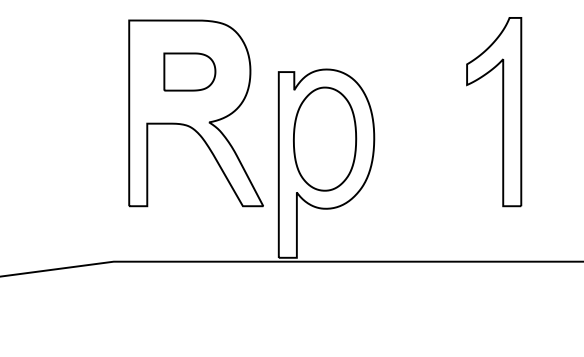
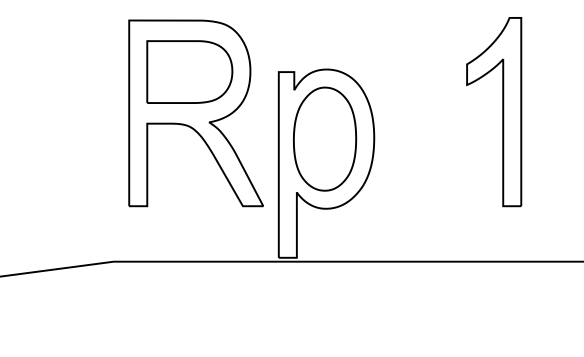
part size: 54x40 px -> 88x64 px (189, 71)
